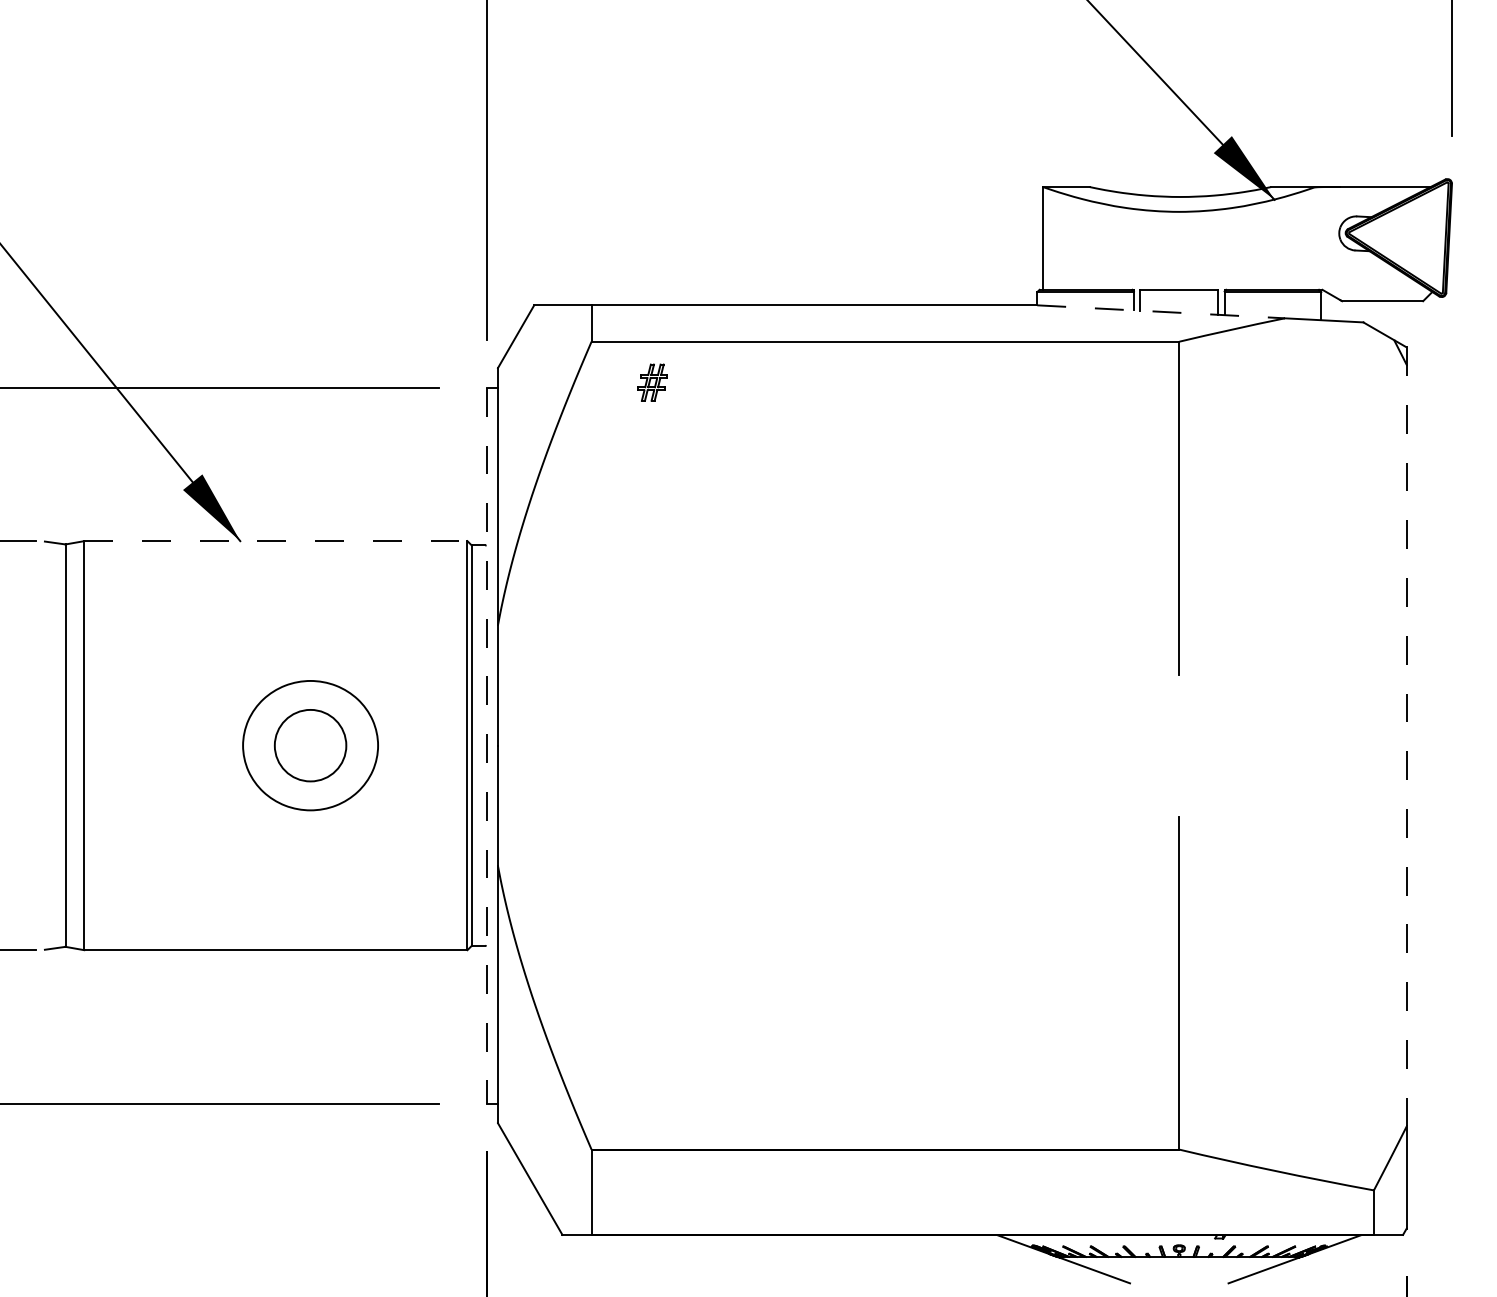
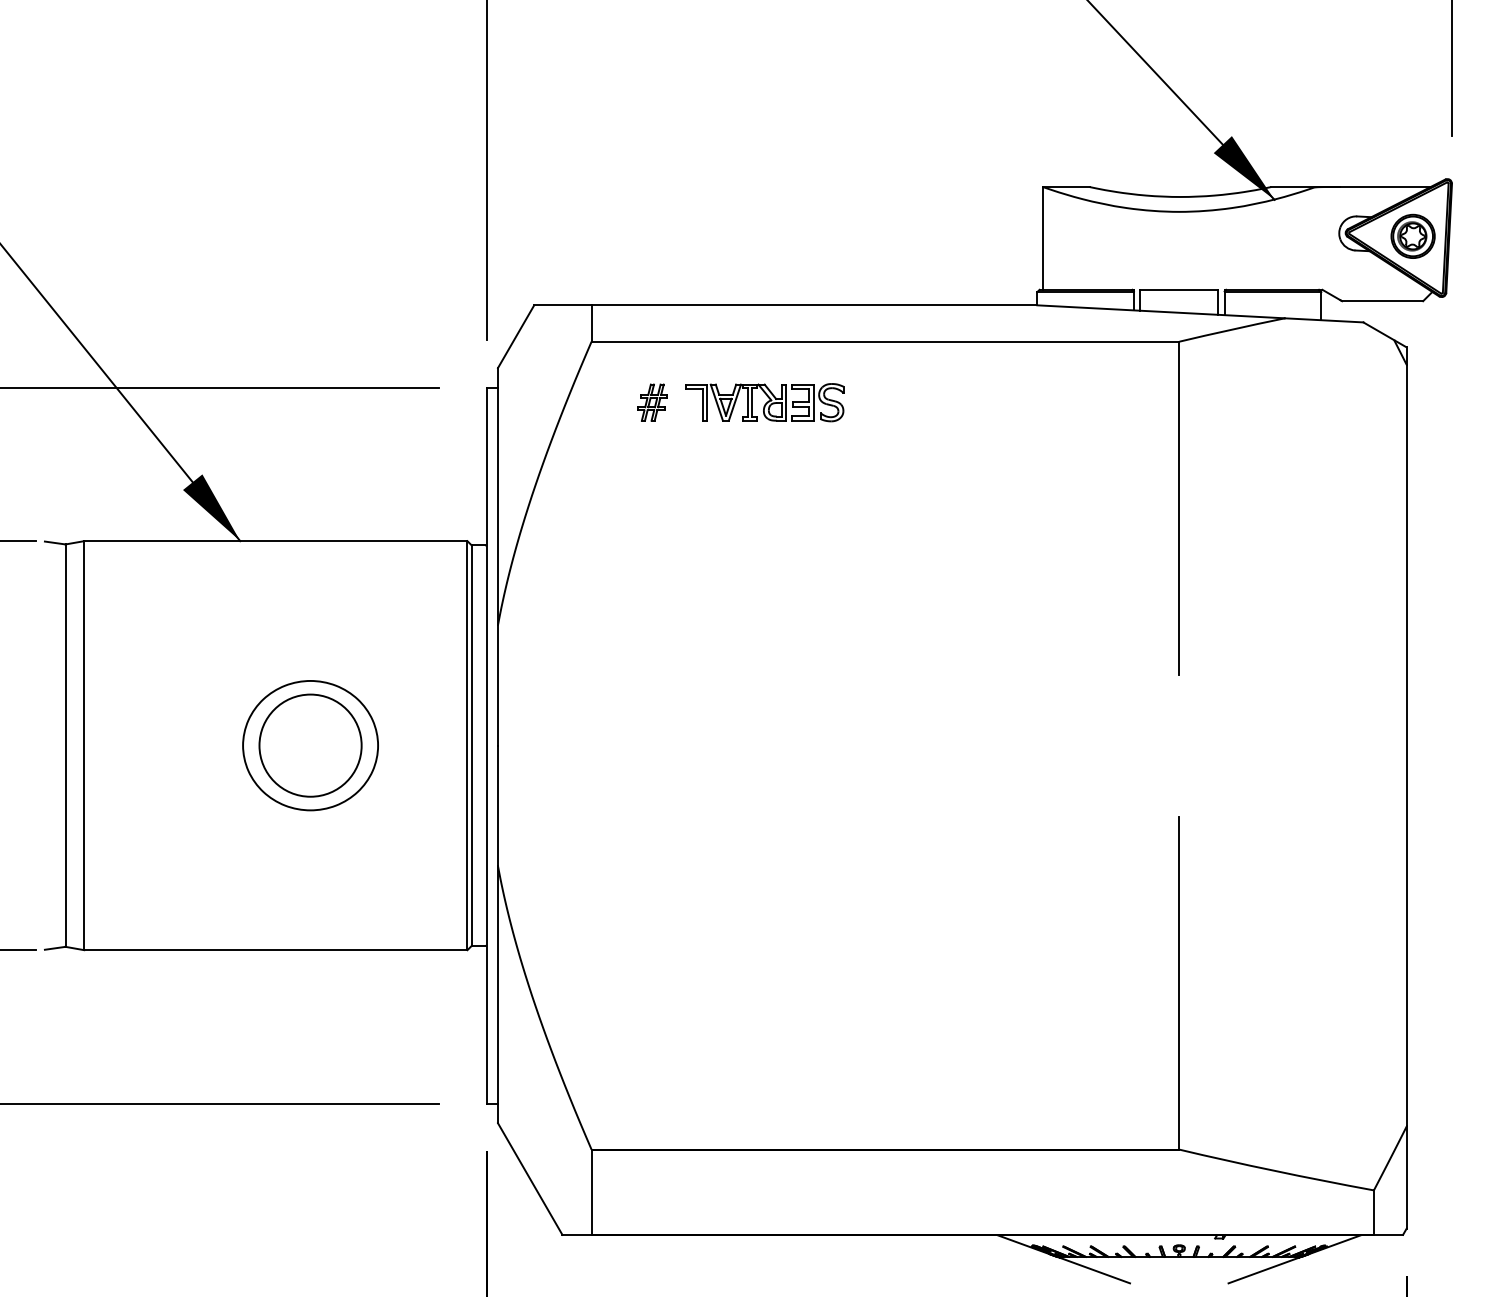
part: none -> present (1412, 235)
line: dashed -> solid (1161, 311)
part position: (652, 382) -> (652, 402) (652, 402)
part: none -> present (764, 402)
line: dashed -> solid (275, 541)
circle diameter: 72 px -> 102 px (310, 745)
line: dashed -> solid (486, 745)
line: dashed -> solid (1406, 745)
